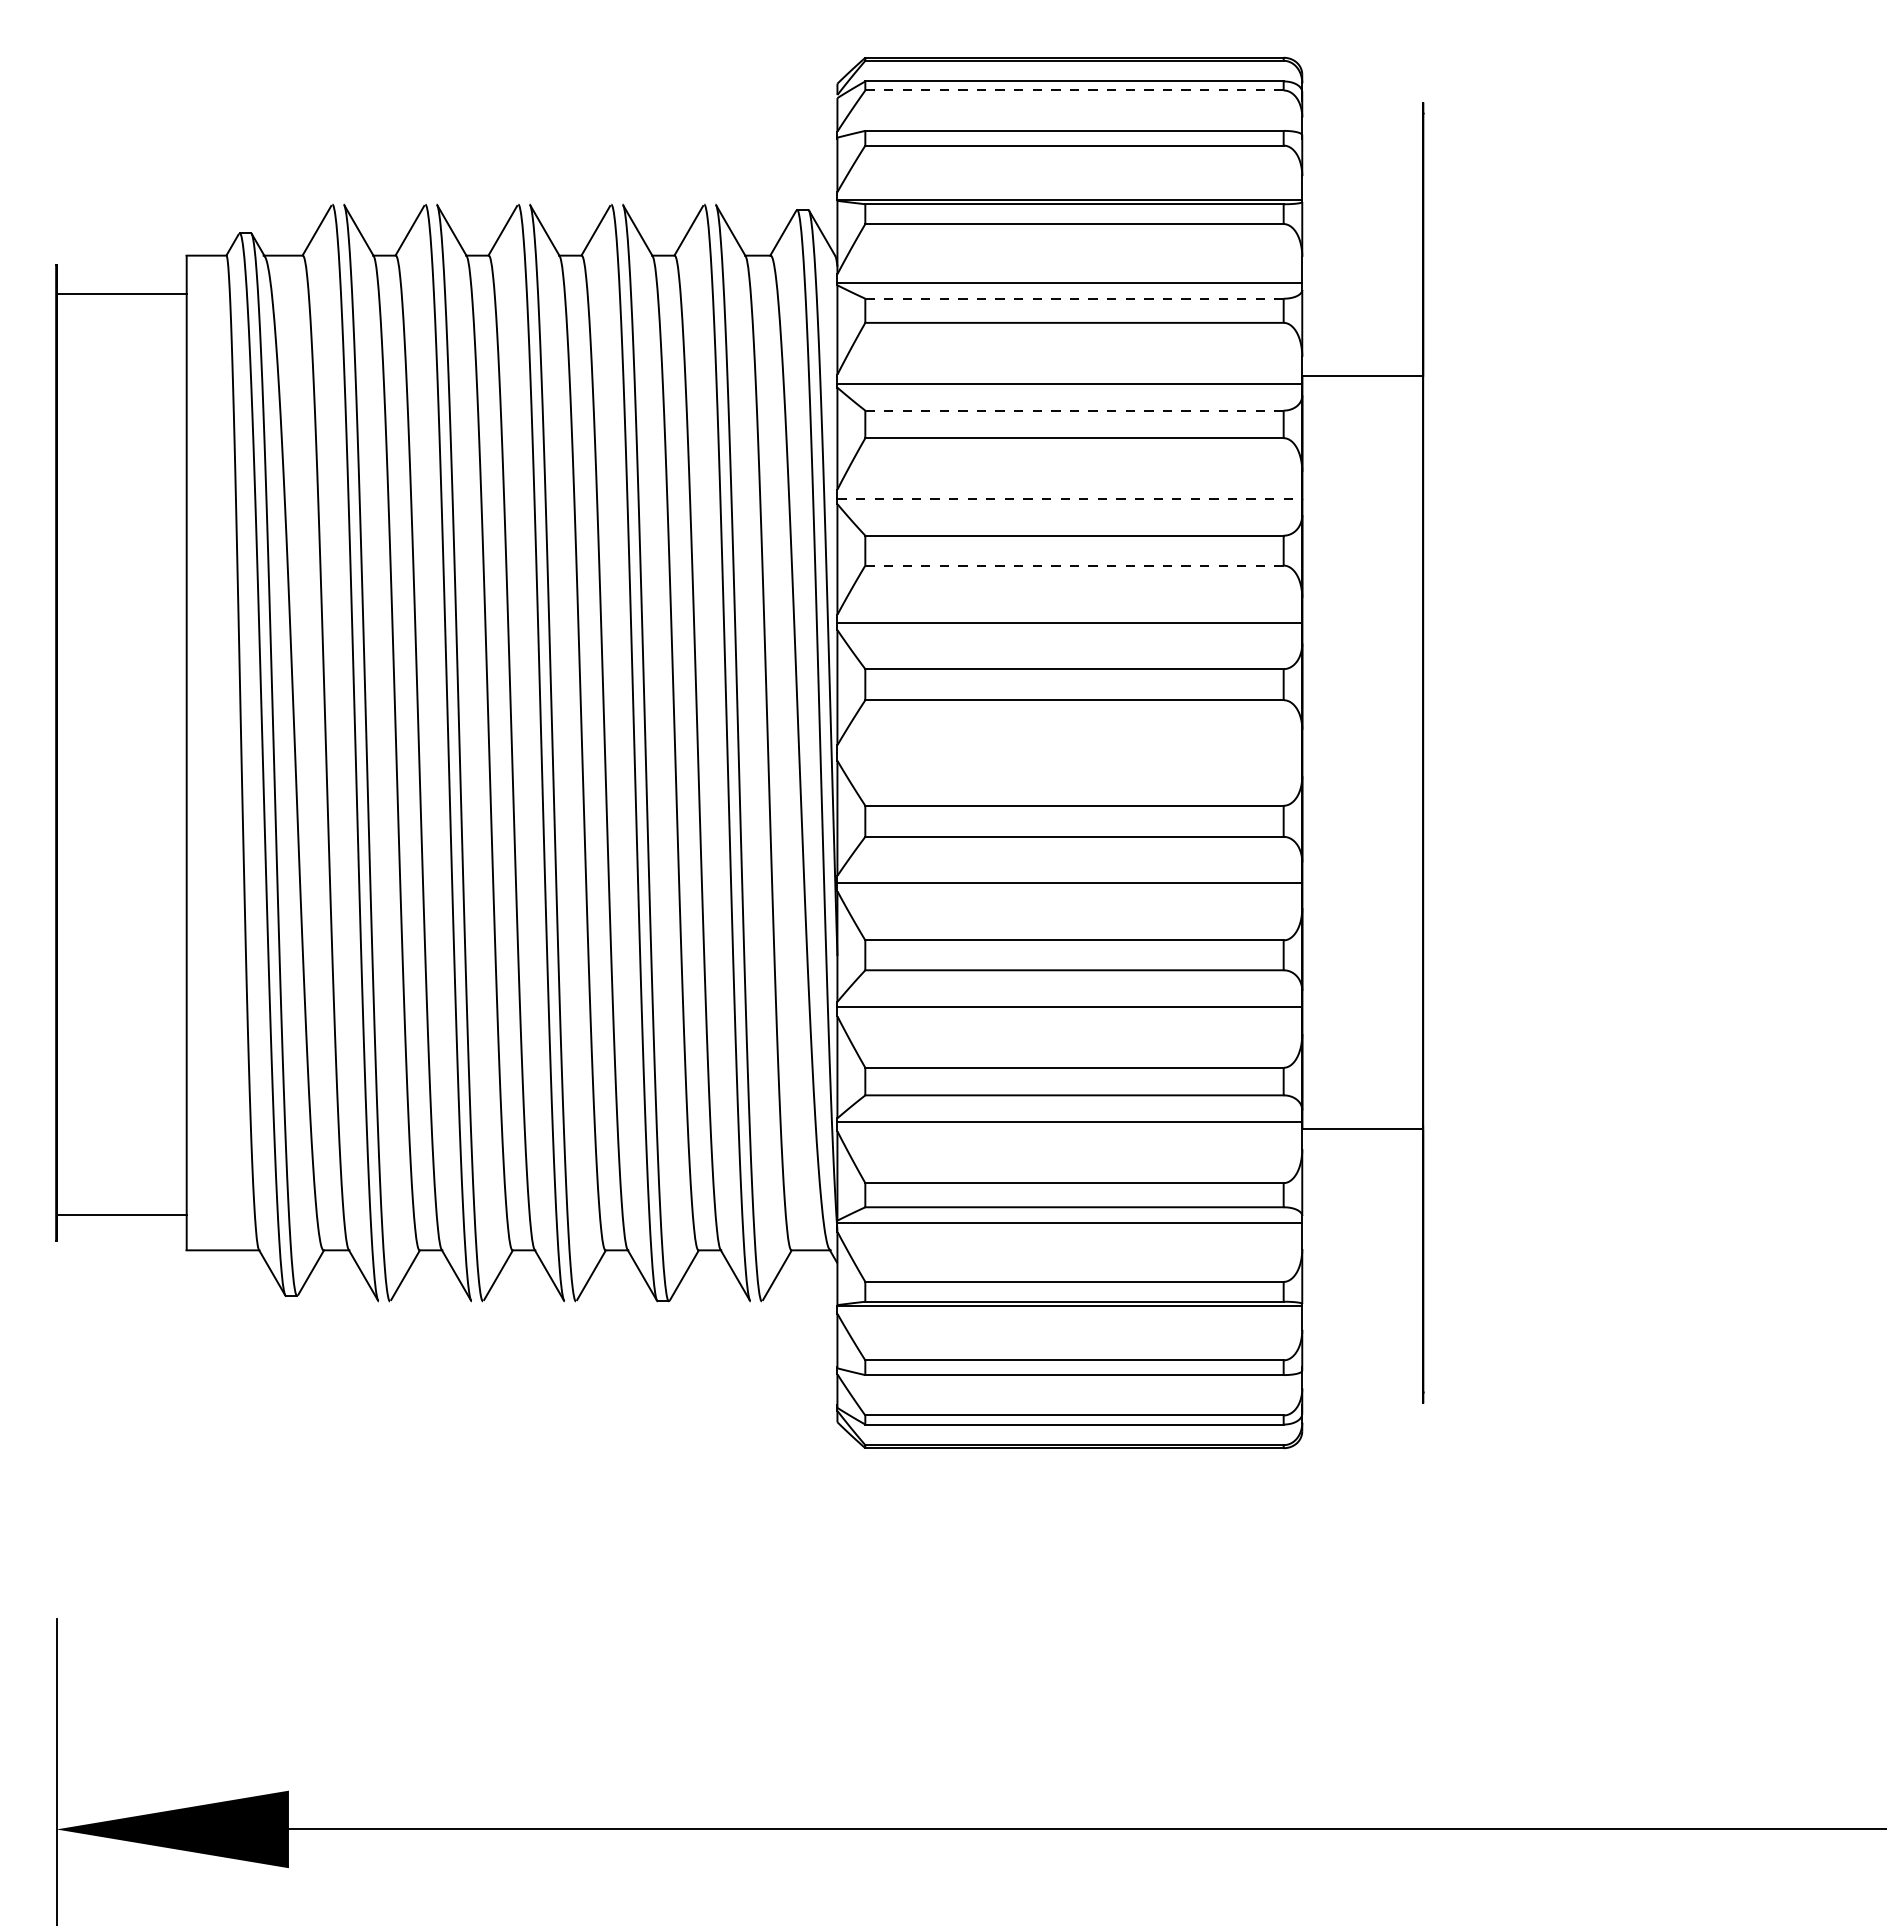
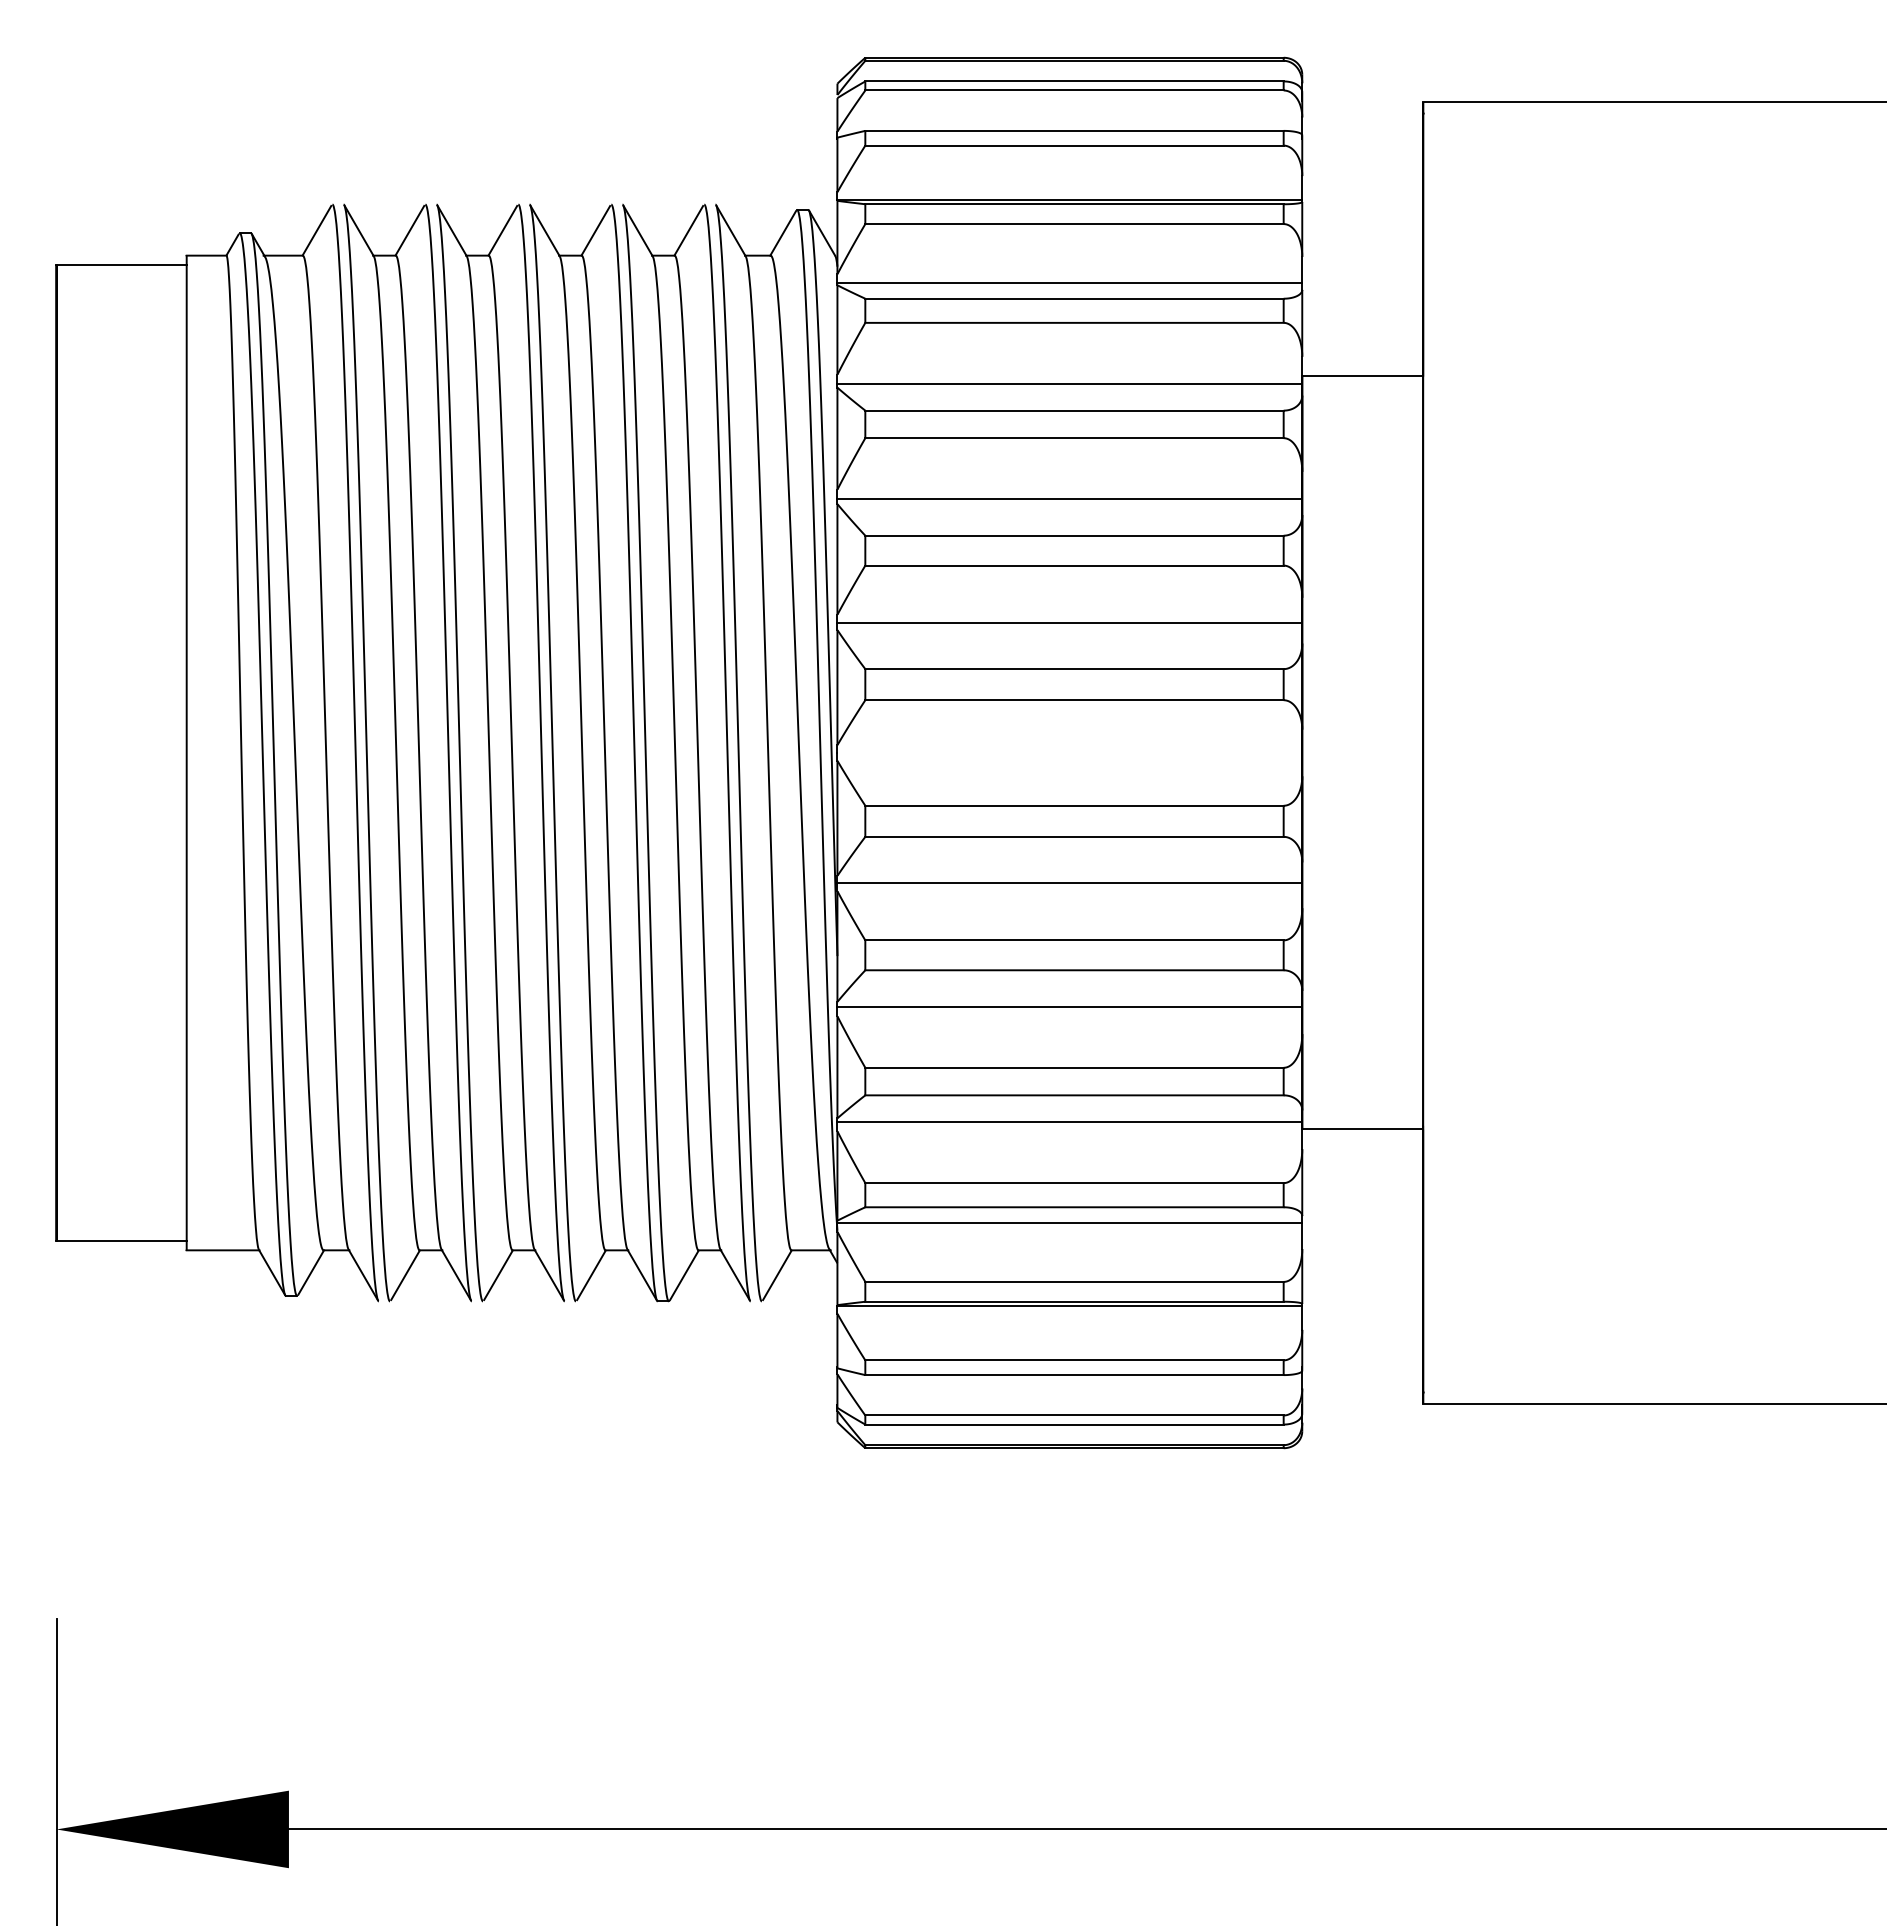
line: dashed -> solid (1074, 90)
line: none -> present (1653, 102)
line position: (121, 293) -> (121, 264) (121, 264)
line: dashed -> solid (1075, 298)
line: dashed -> solid (1075, 410)
line: dashed -> solid (1070, 498)
line: dashed -> solid (1074, 565)
line position: (121, 1215) -> (121, 1241) (121, 1241)
line: none -> present (1653, 1403)
